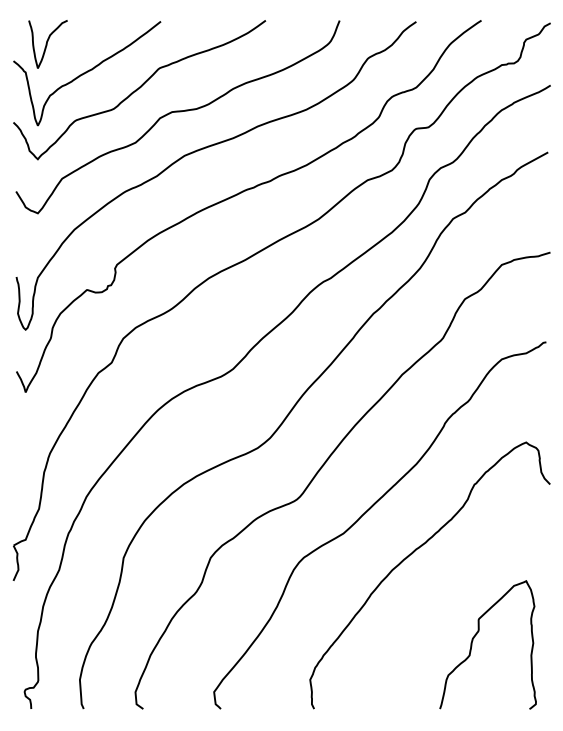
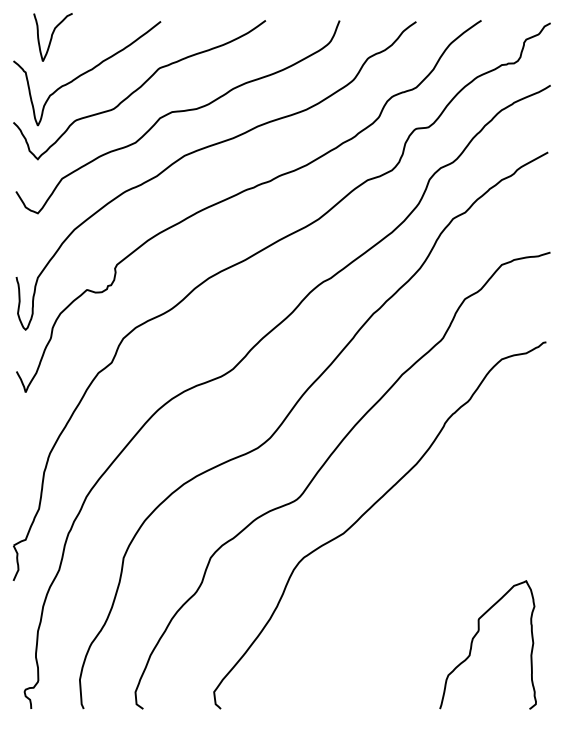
curve position: (47, 44) -> (52, 37) (52, 37)
curve: present -> none (412, 554)
